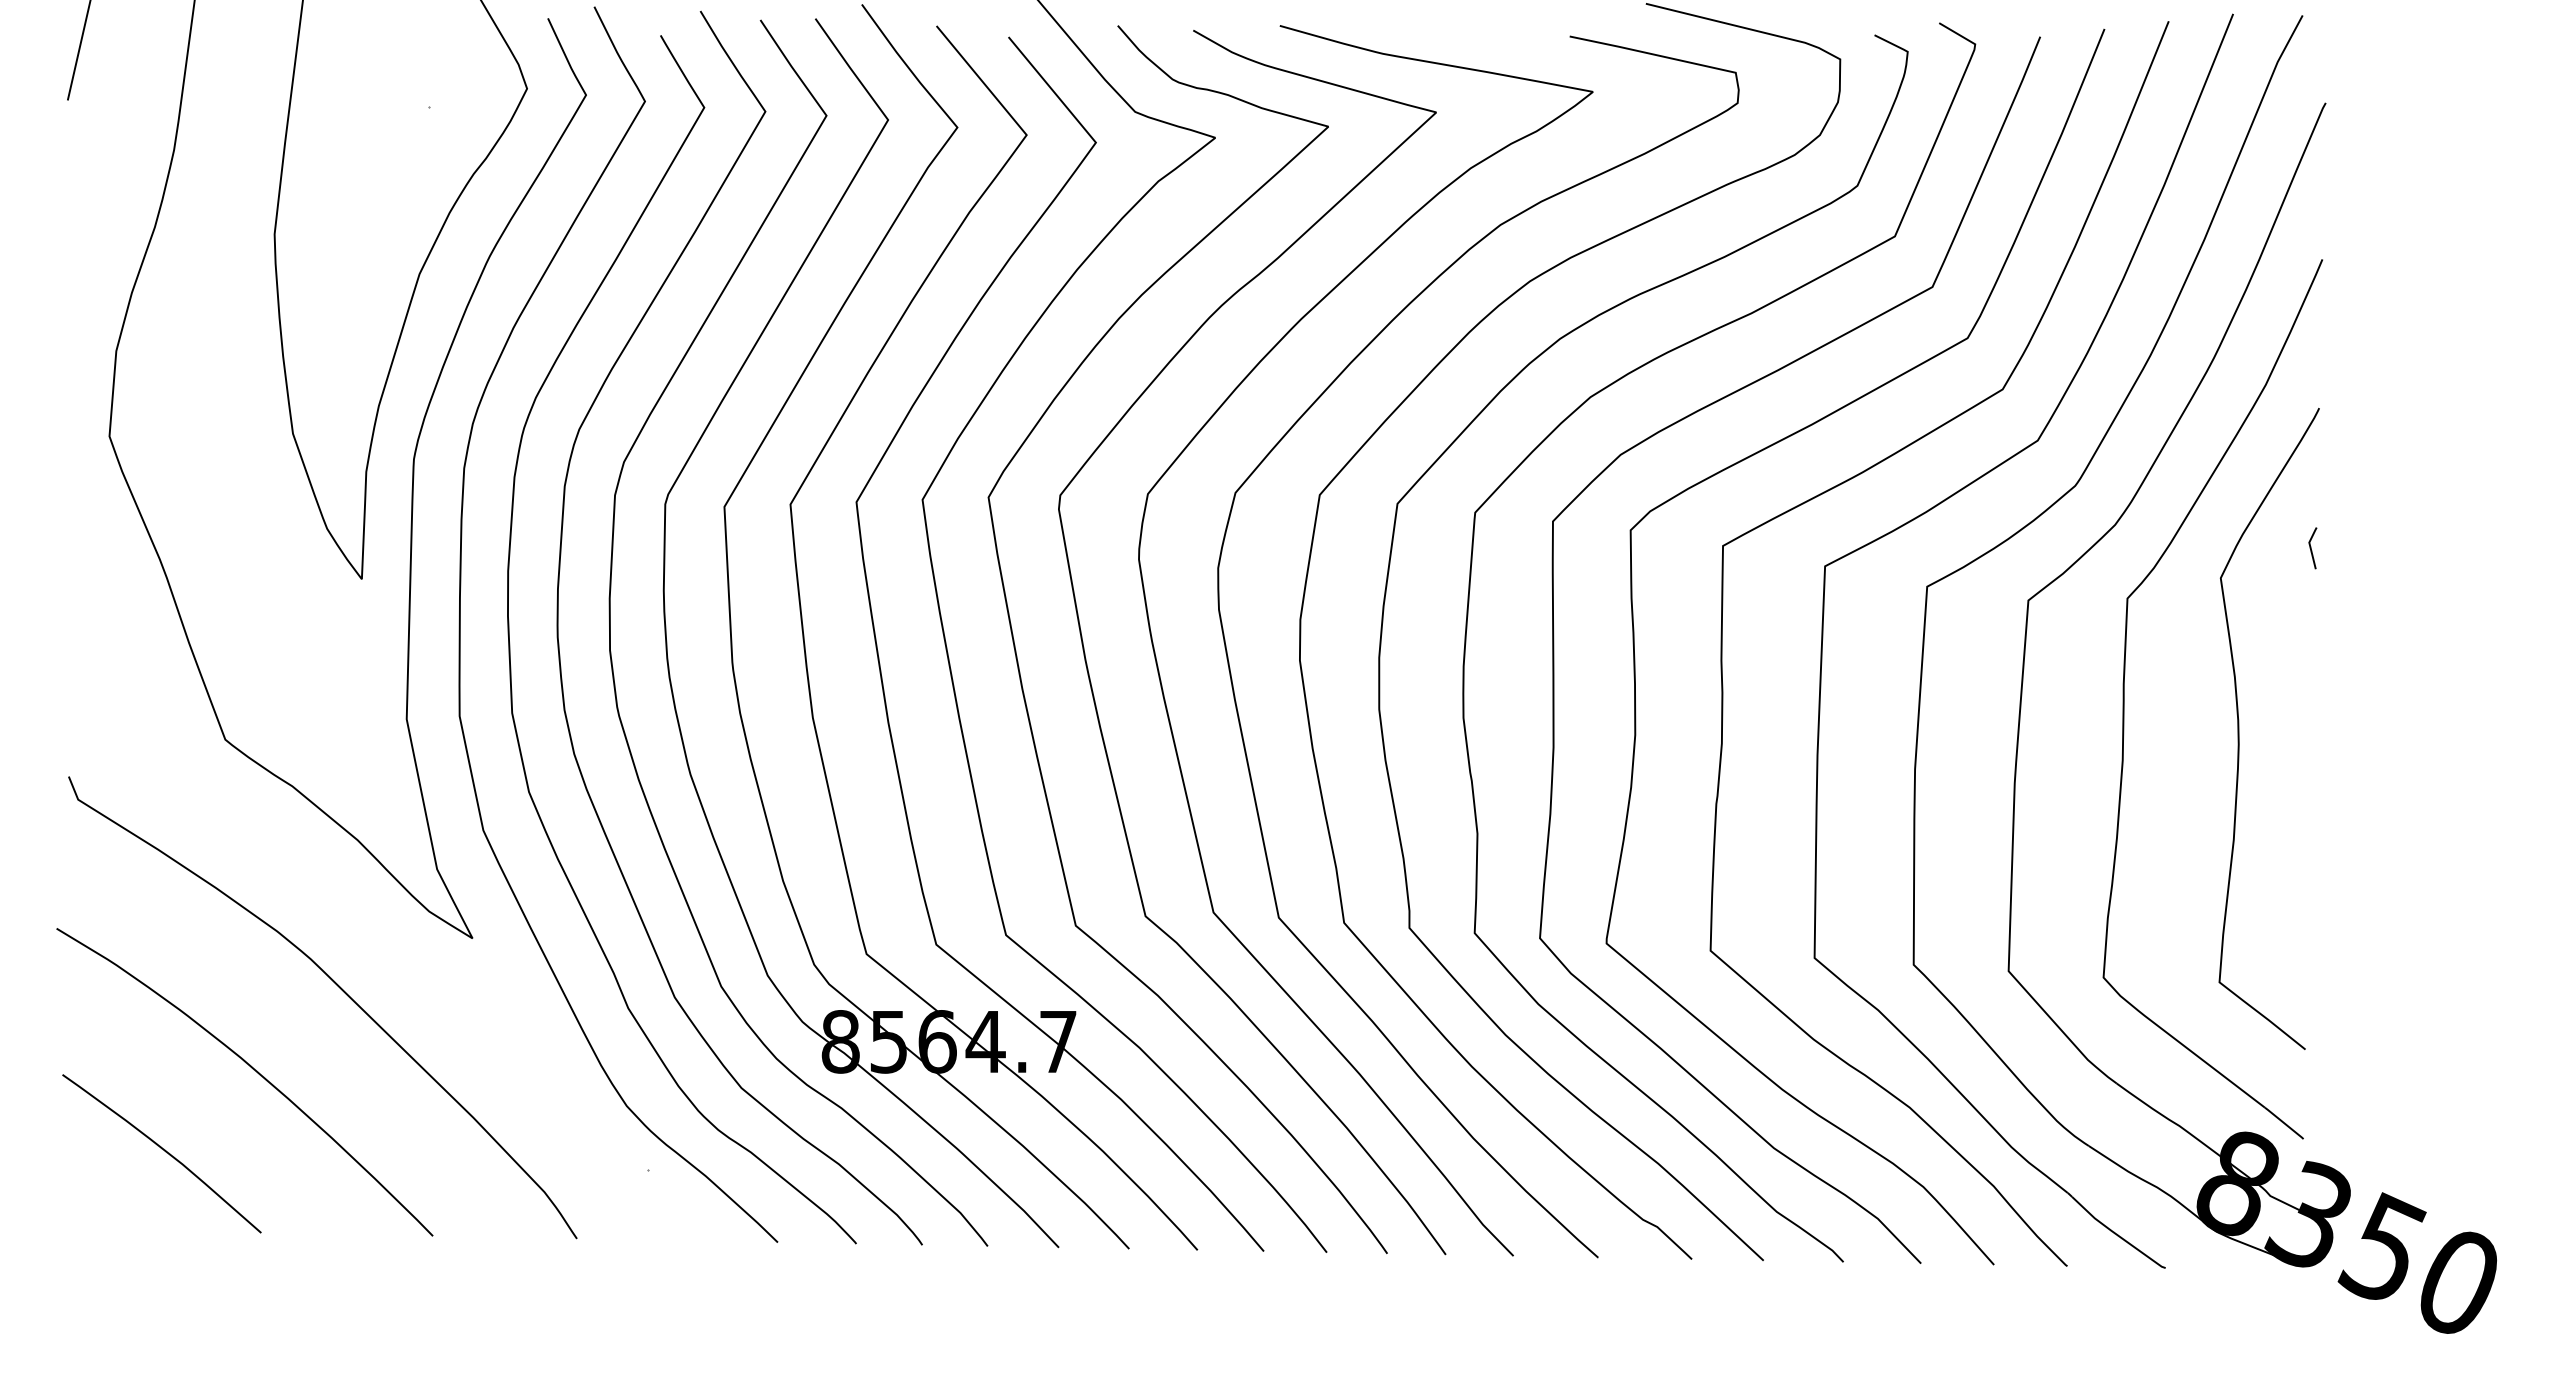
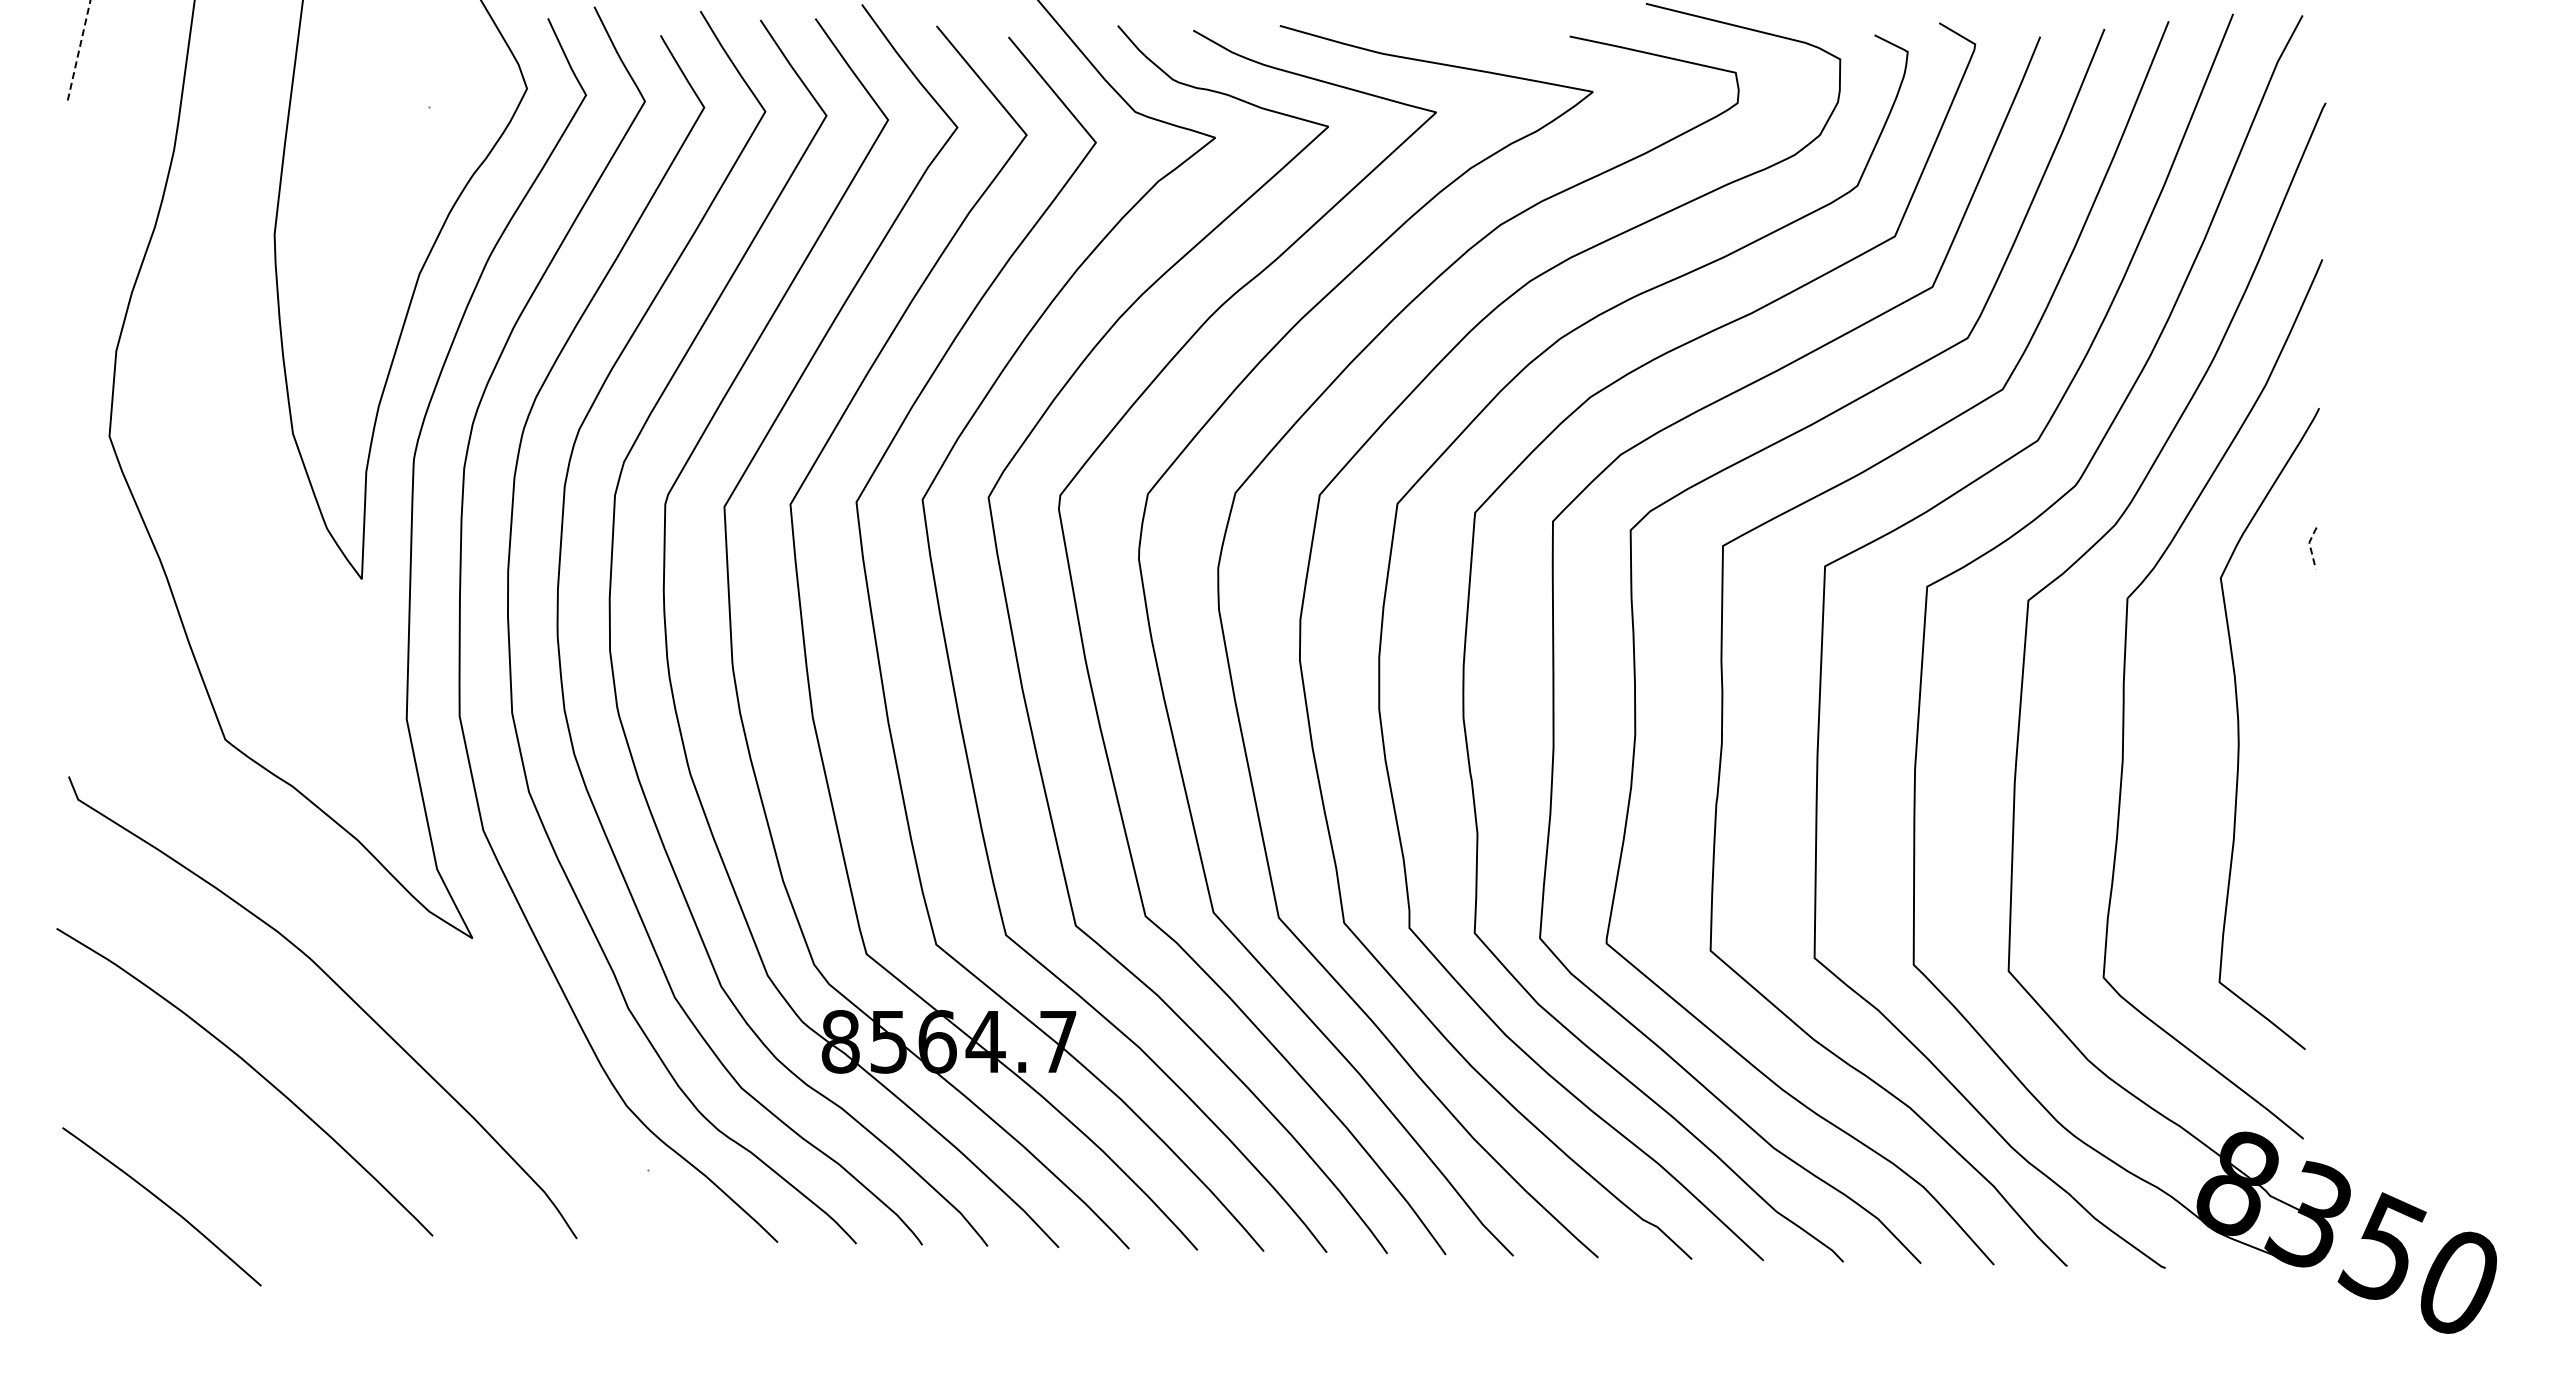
line: solid -> dashed (79, 49)
line: solid -> dashed (2310, 547)
curve position: (163, 1150) -> (163, 1203) (163, 1203)
